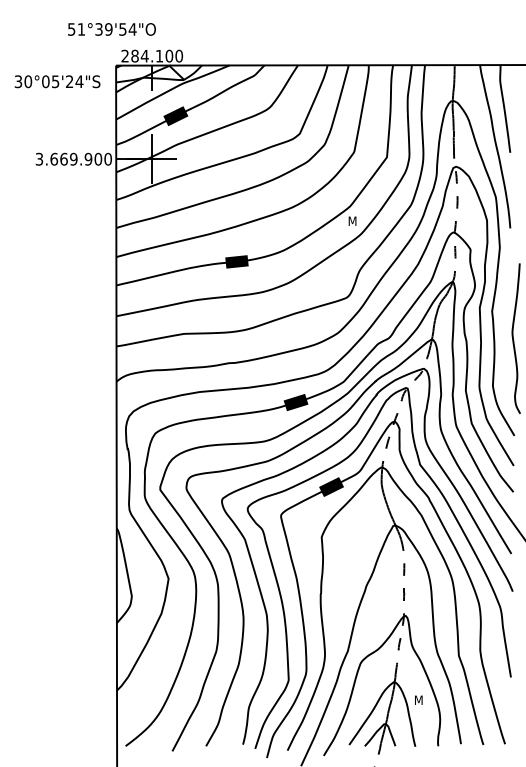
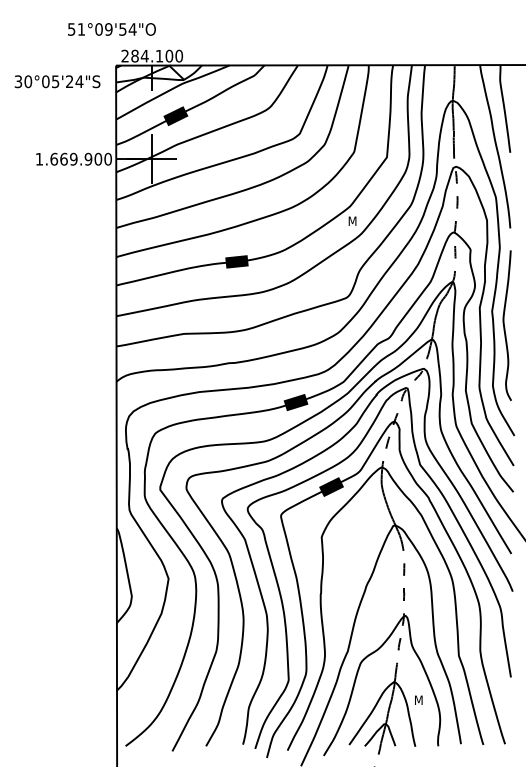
text: 51°39'54"O -> 51°09'54"O (98, 29)
text: 3.669.900 -> 1.669.900 (39, 158)
curve position: (513, 338) -> (504, 325) (504, 325)
